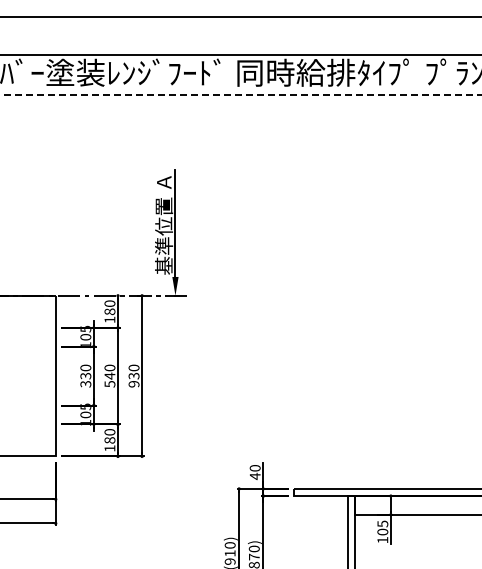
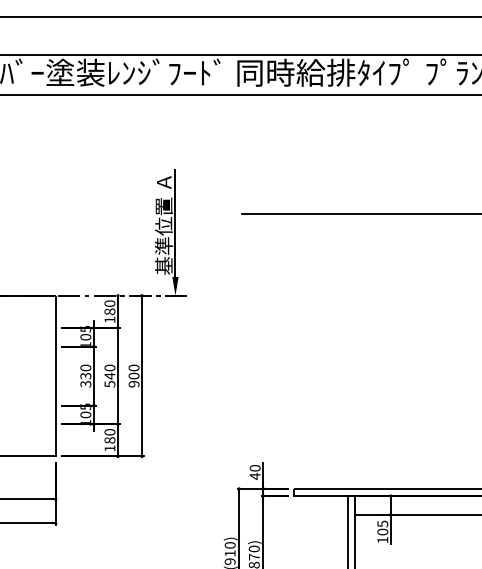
line: dashed -> solid (241, 95)
line: none -> present (359, 213)
text: 930 -> 900 (133, 375)
